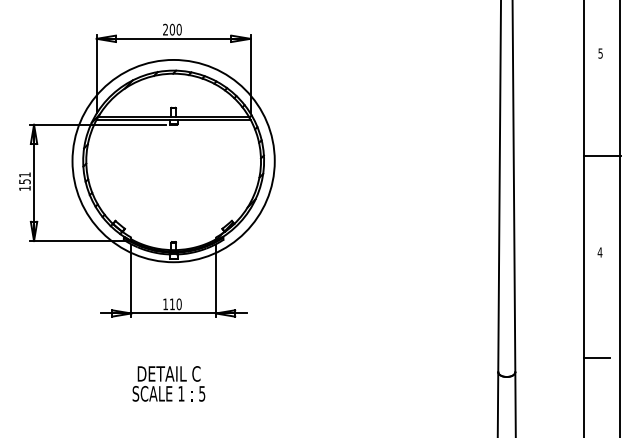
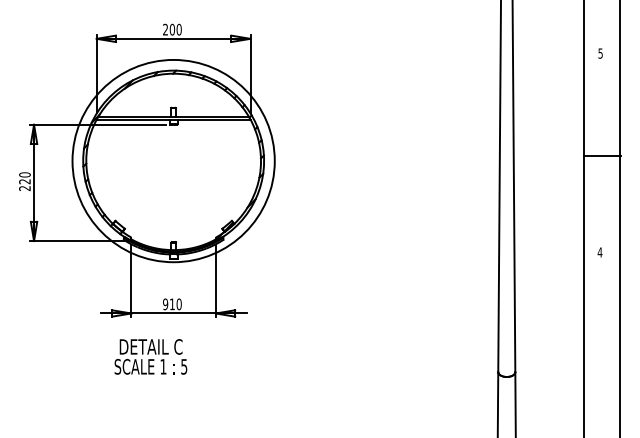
text: 151 -> 220 (24, 181)
text: 110 -> 910 (165, 304)
line: present -> none (596, 357)
text position: (168, 383) -> (150, 356) (150, 356)
